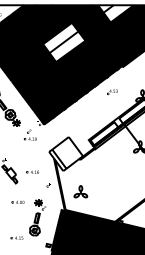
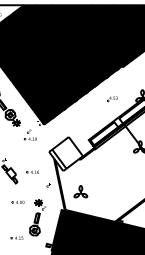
fill: none -> present (115, 13)
fill: none -> present (64, 42)
part position: (112, 92) -> (112, 99) (112, 99)
